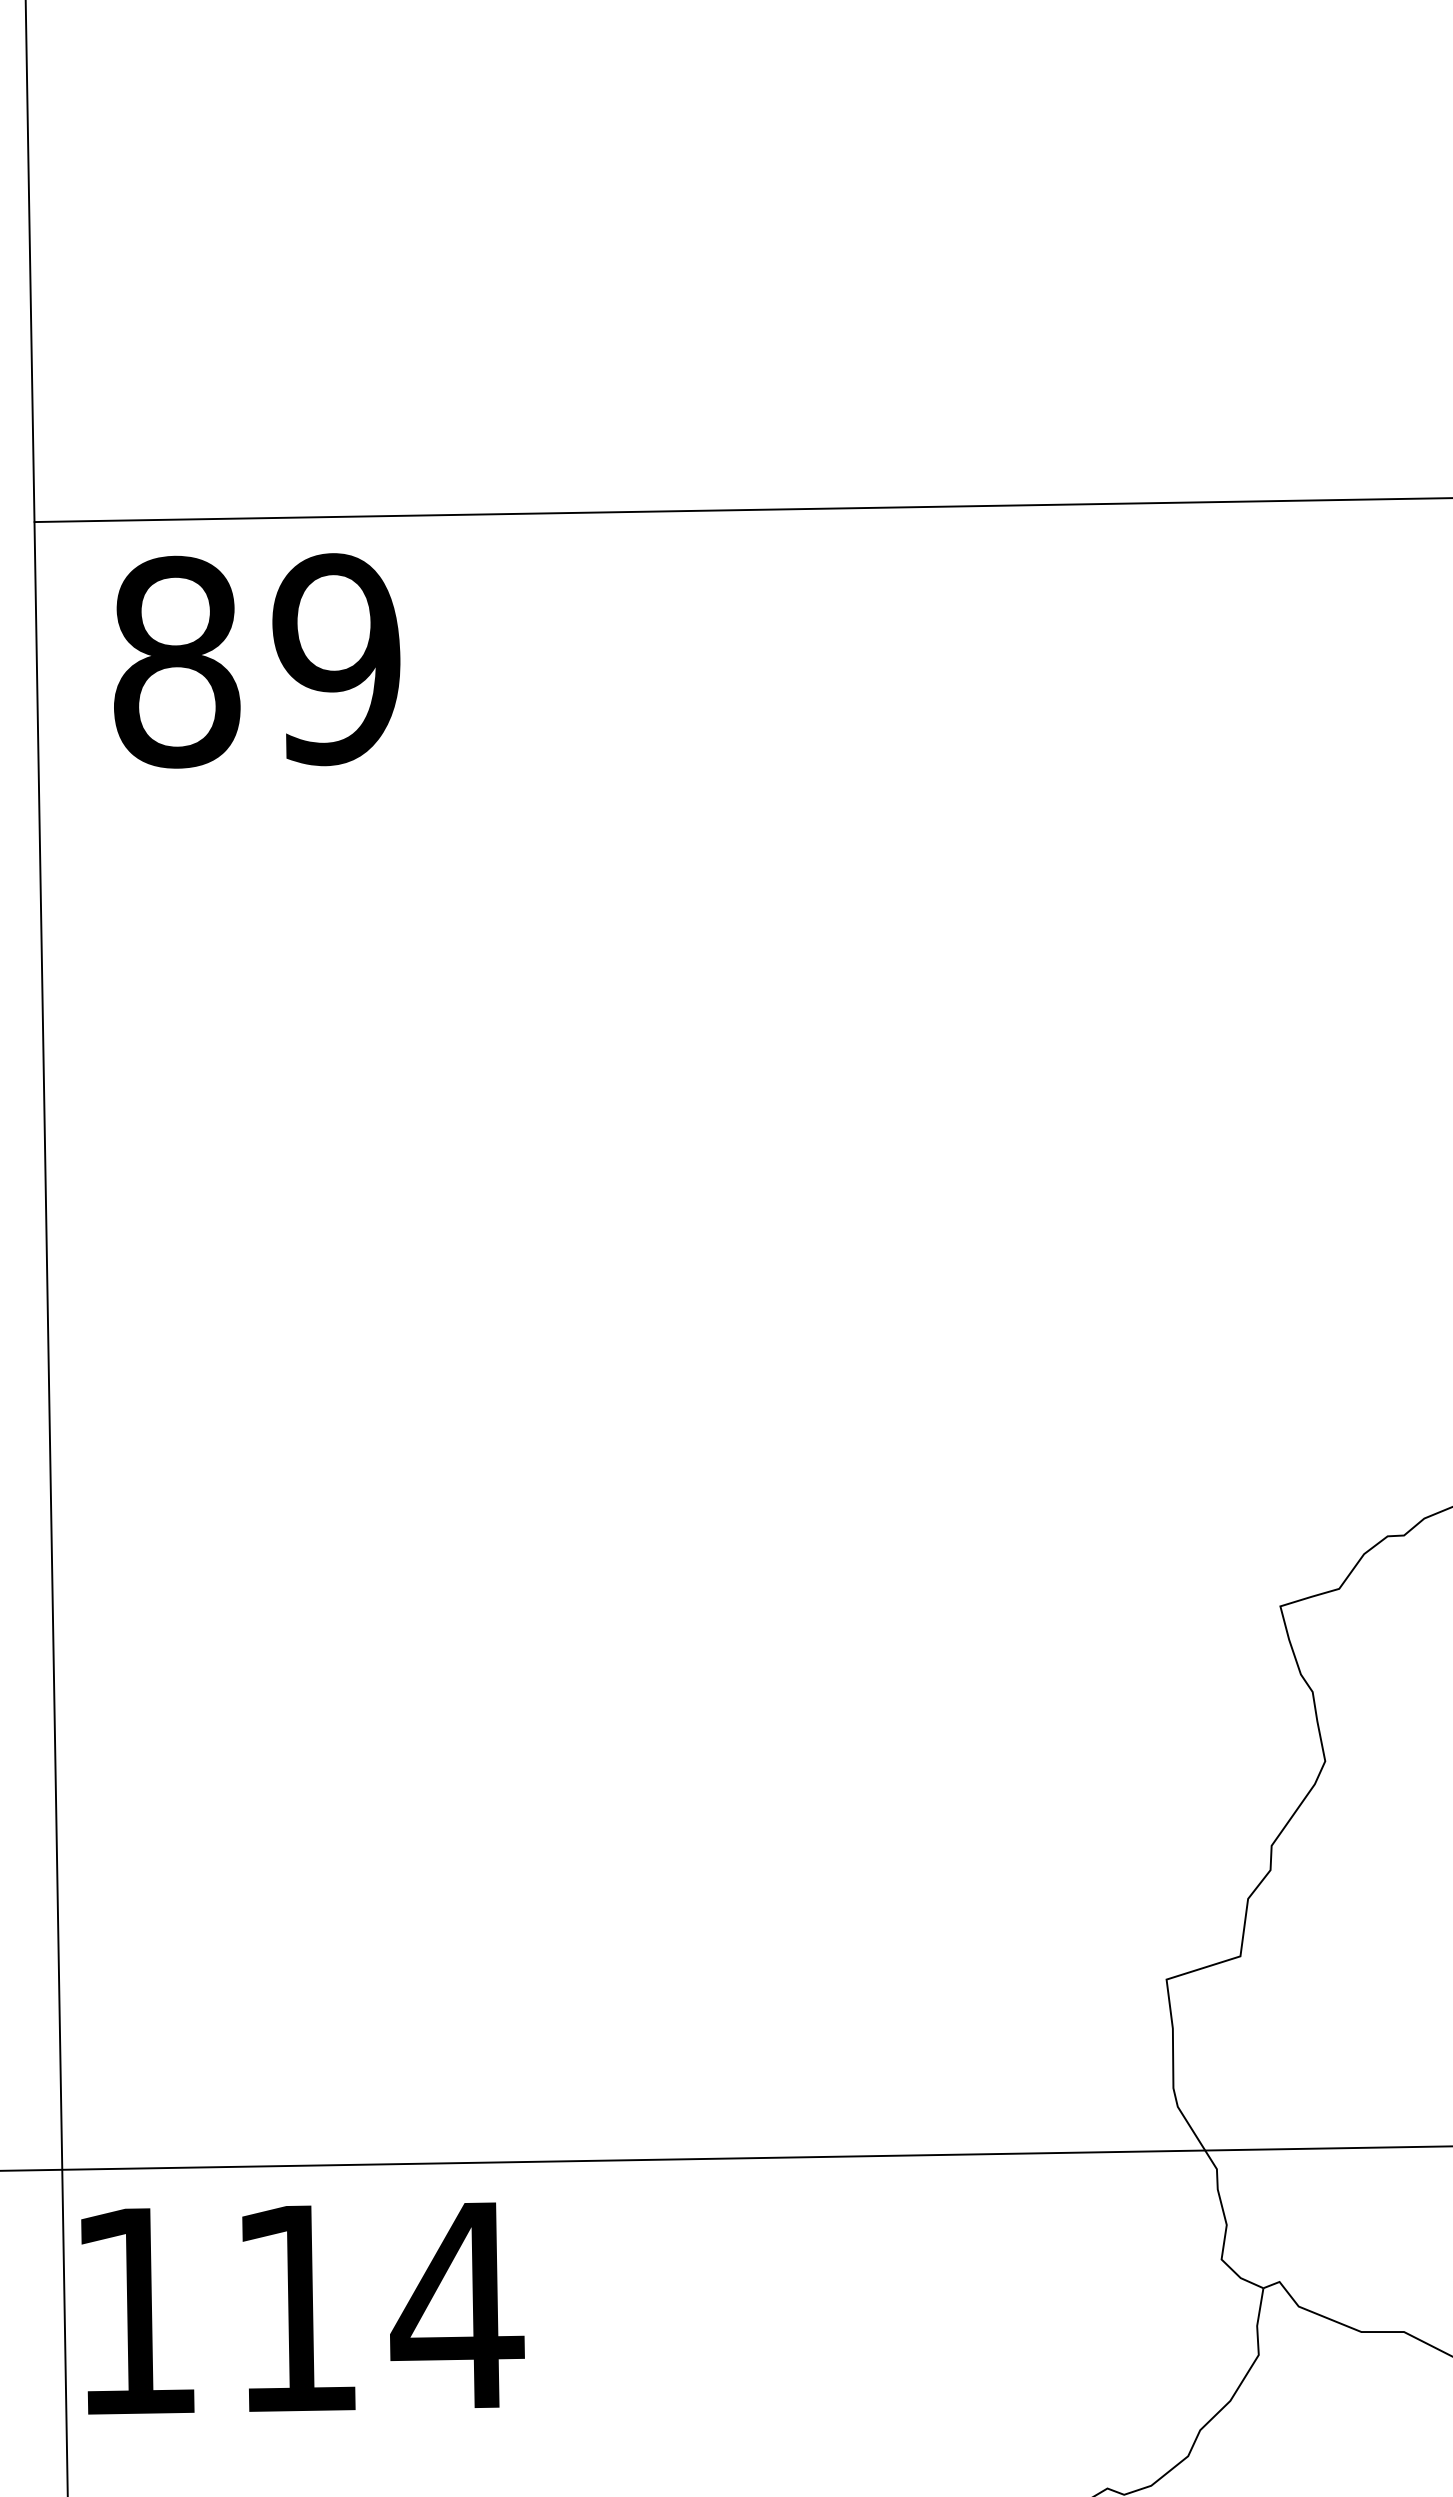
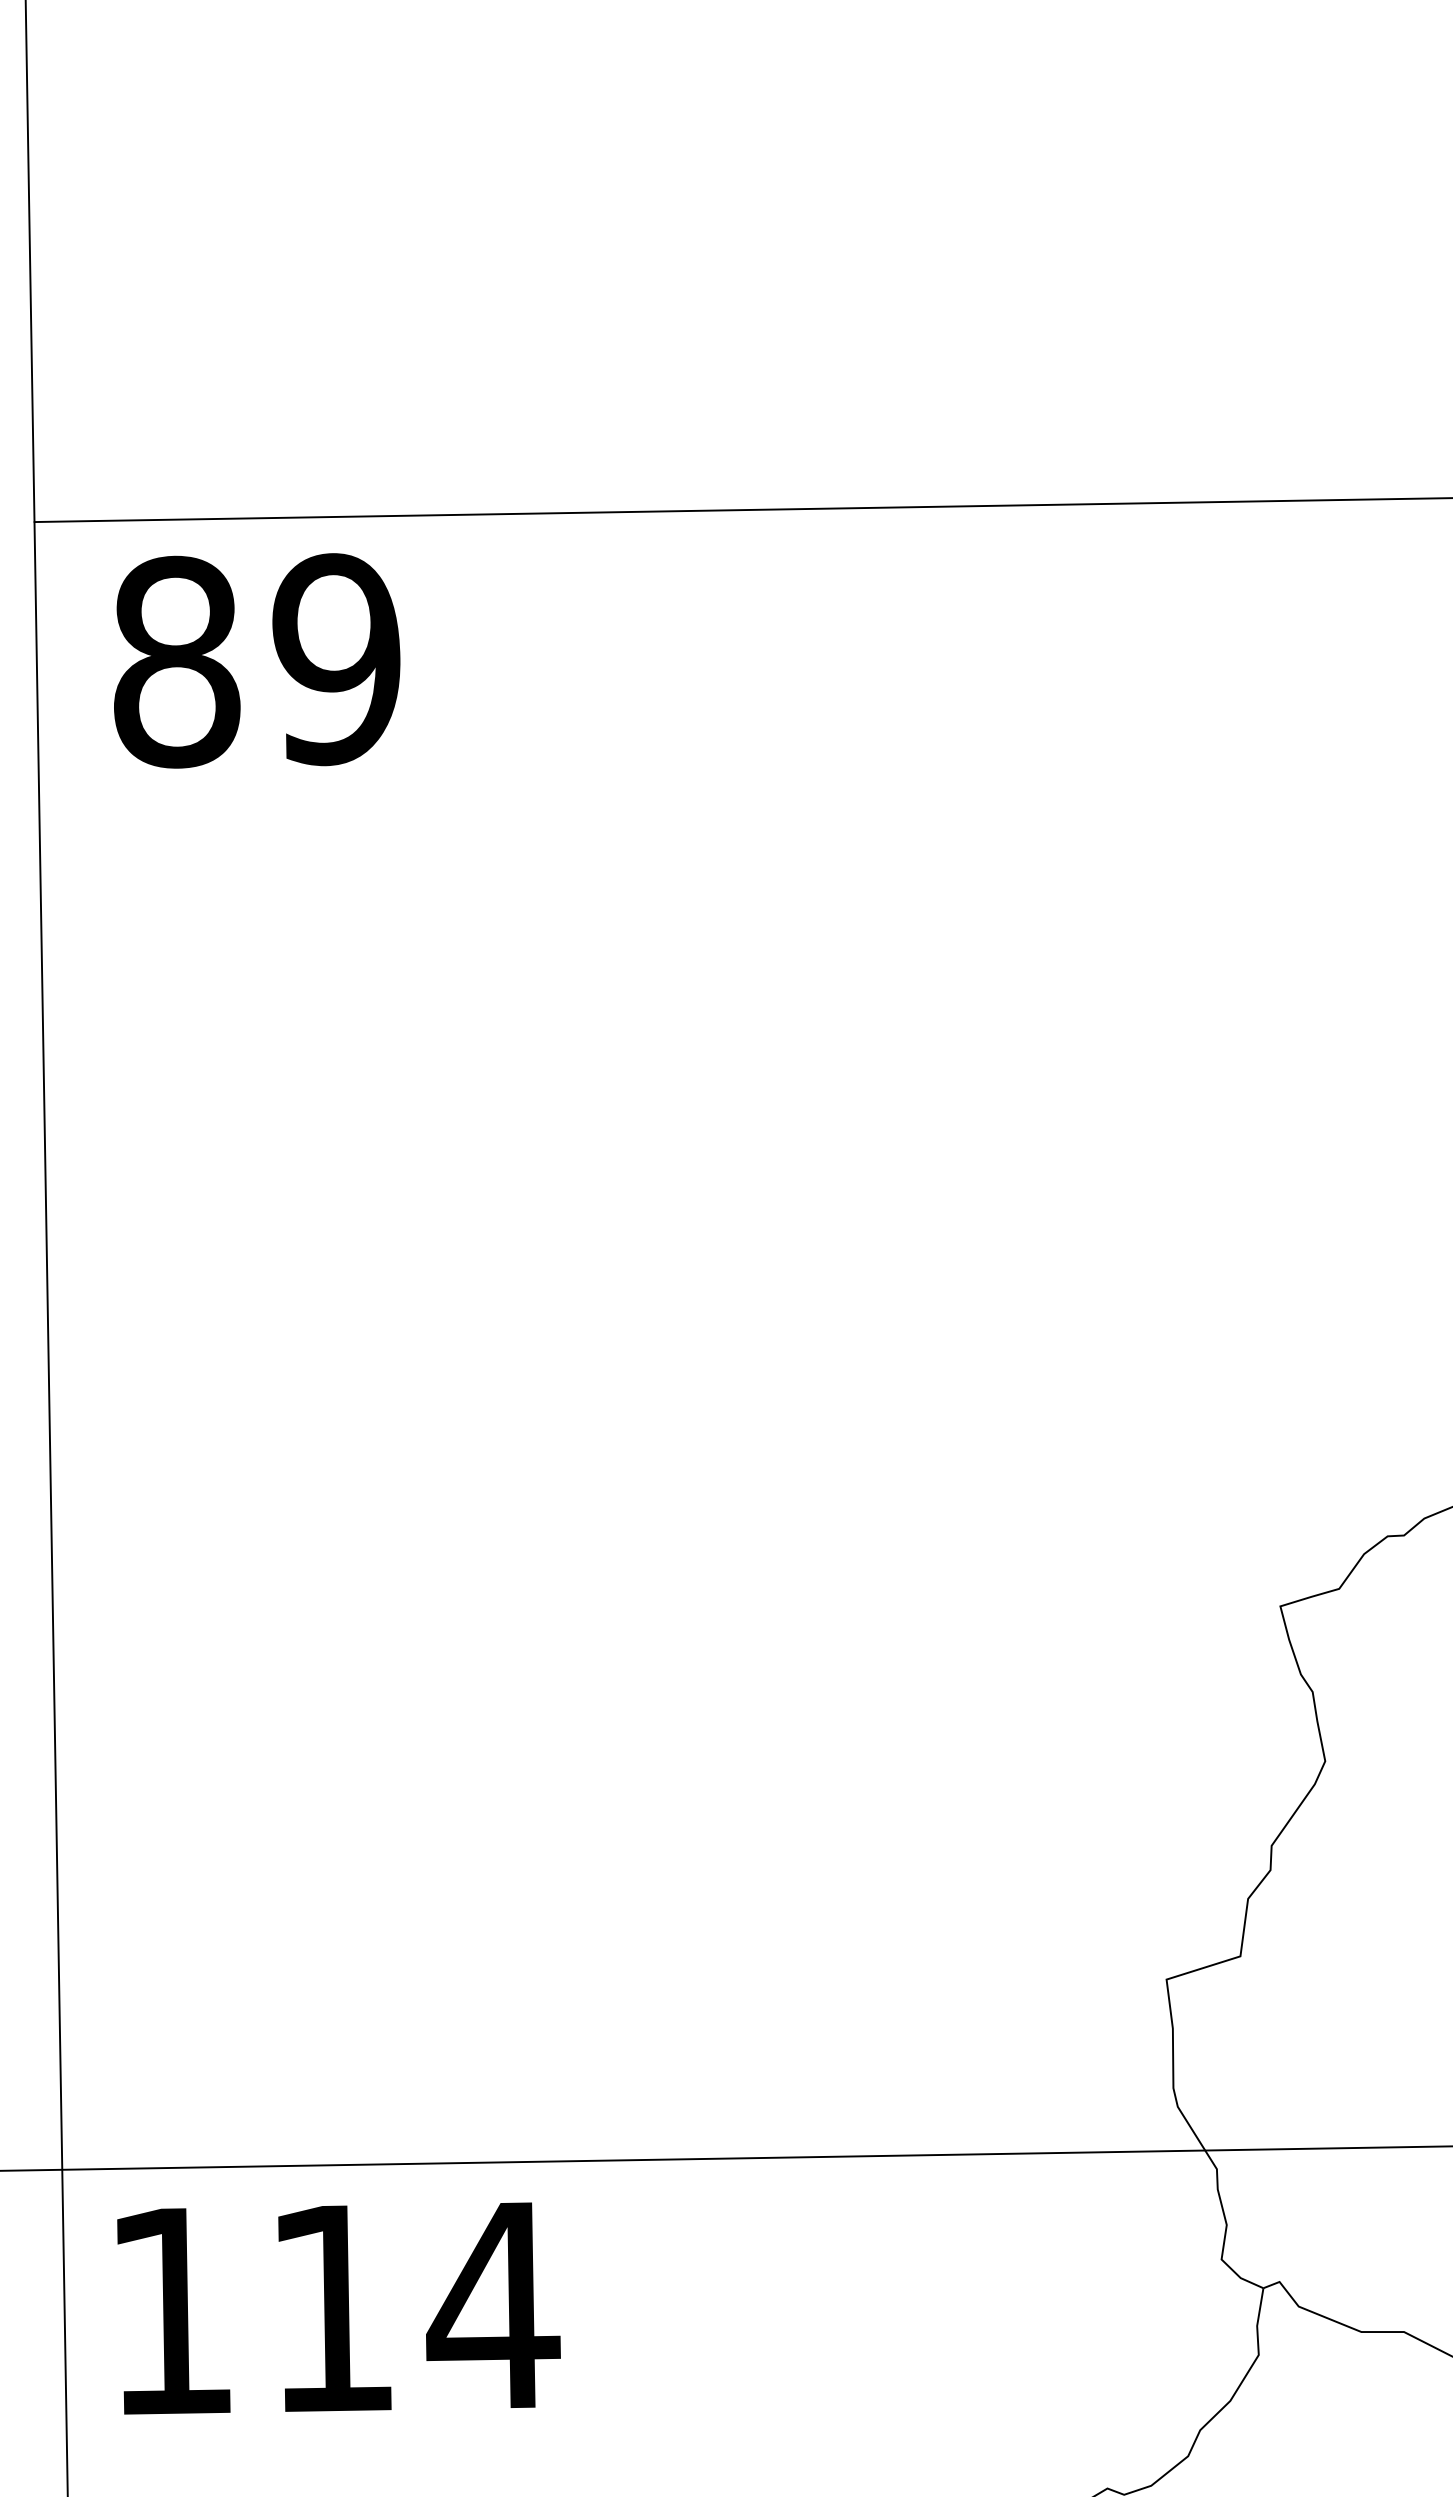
text position: (302, 2308) -> (338, 2308) (338, 2308)
